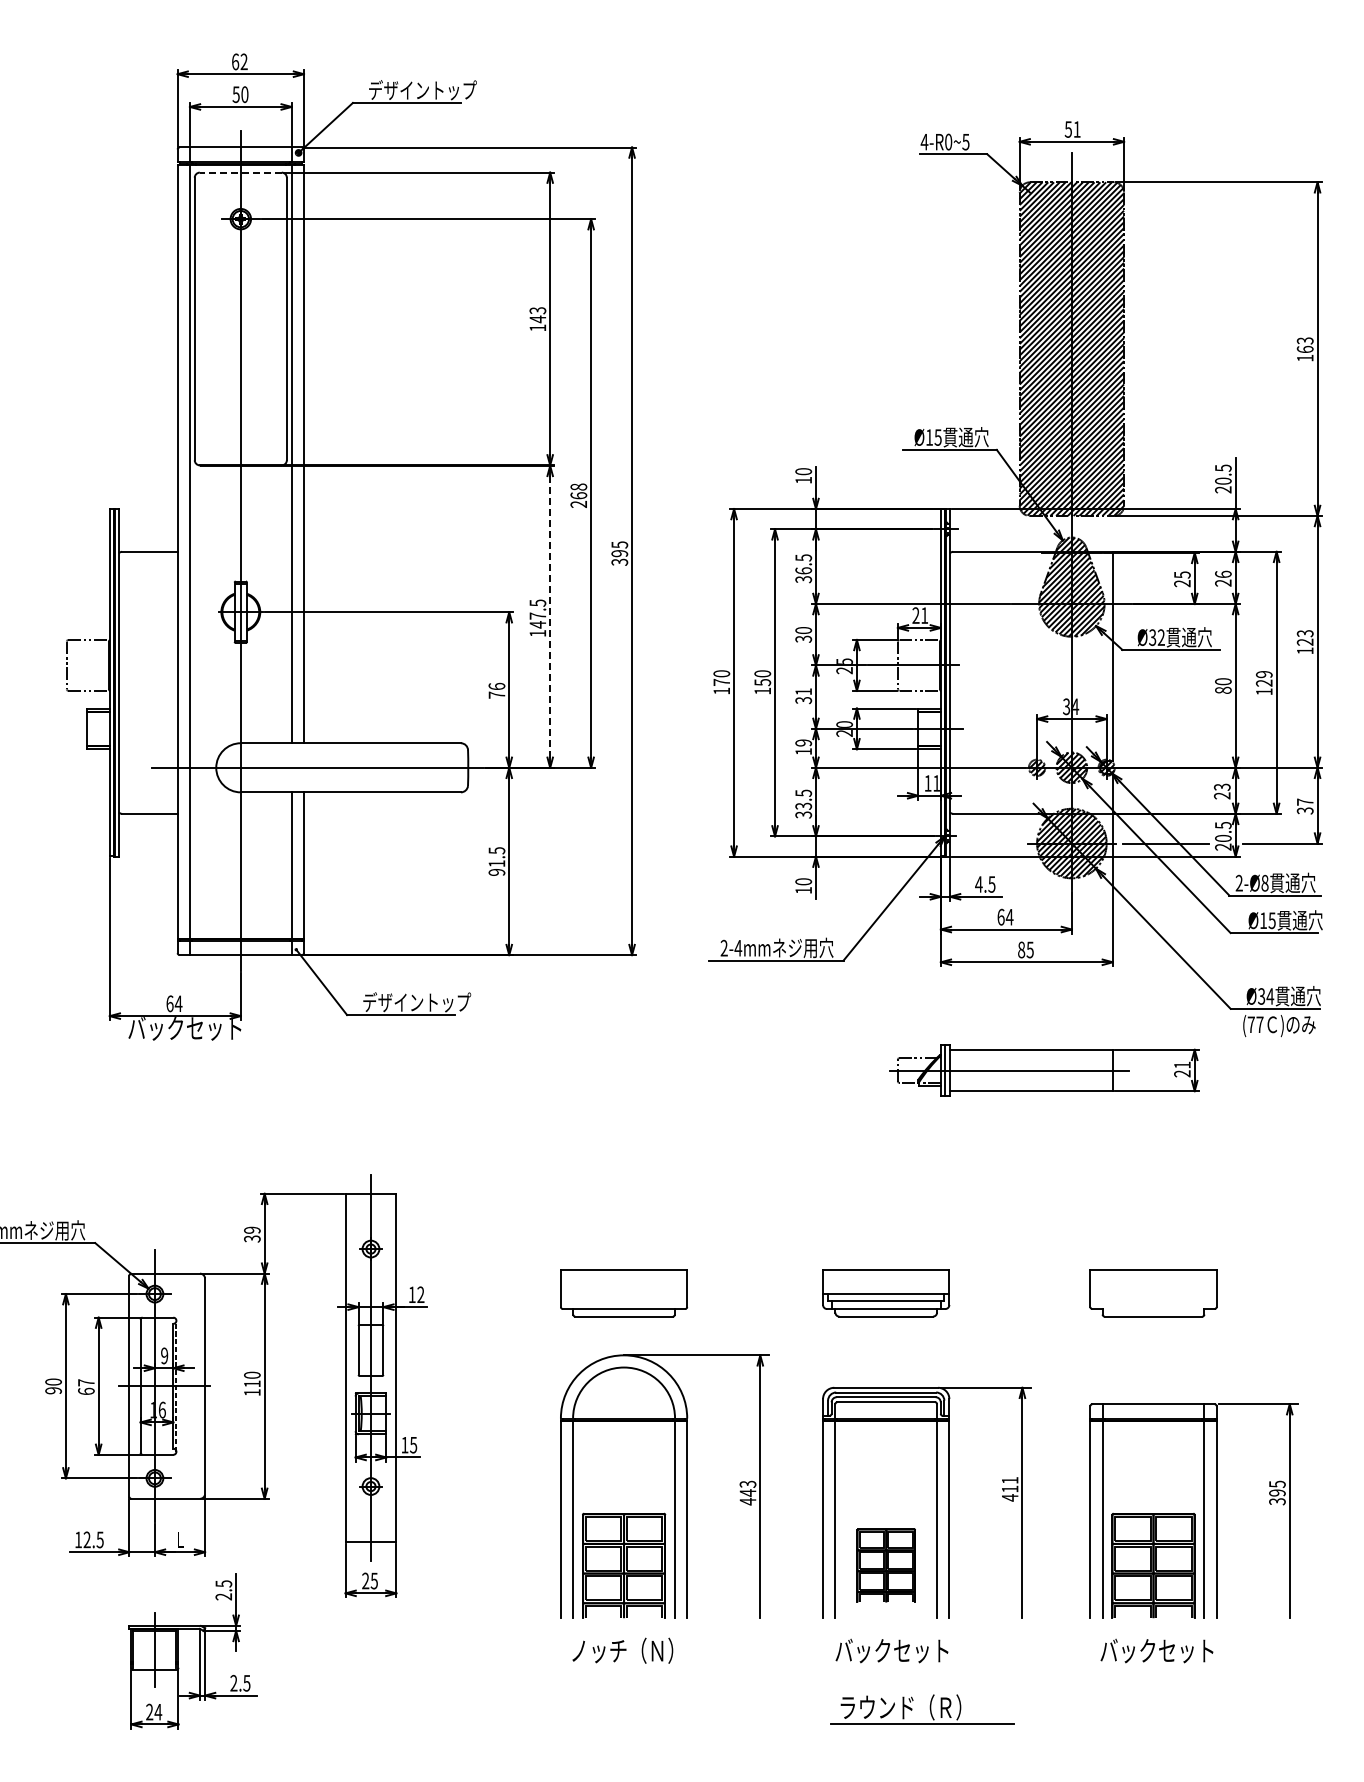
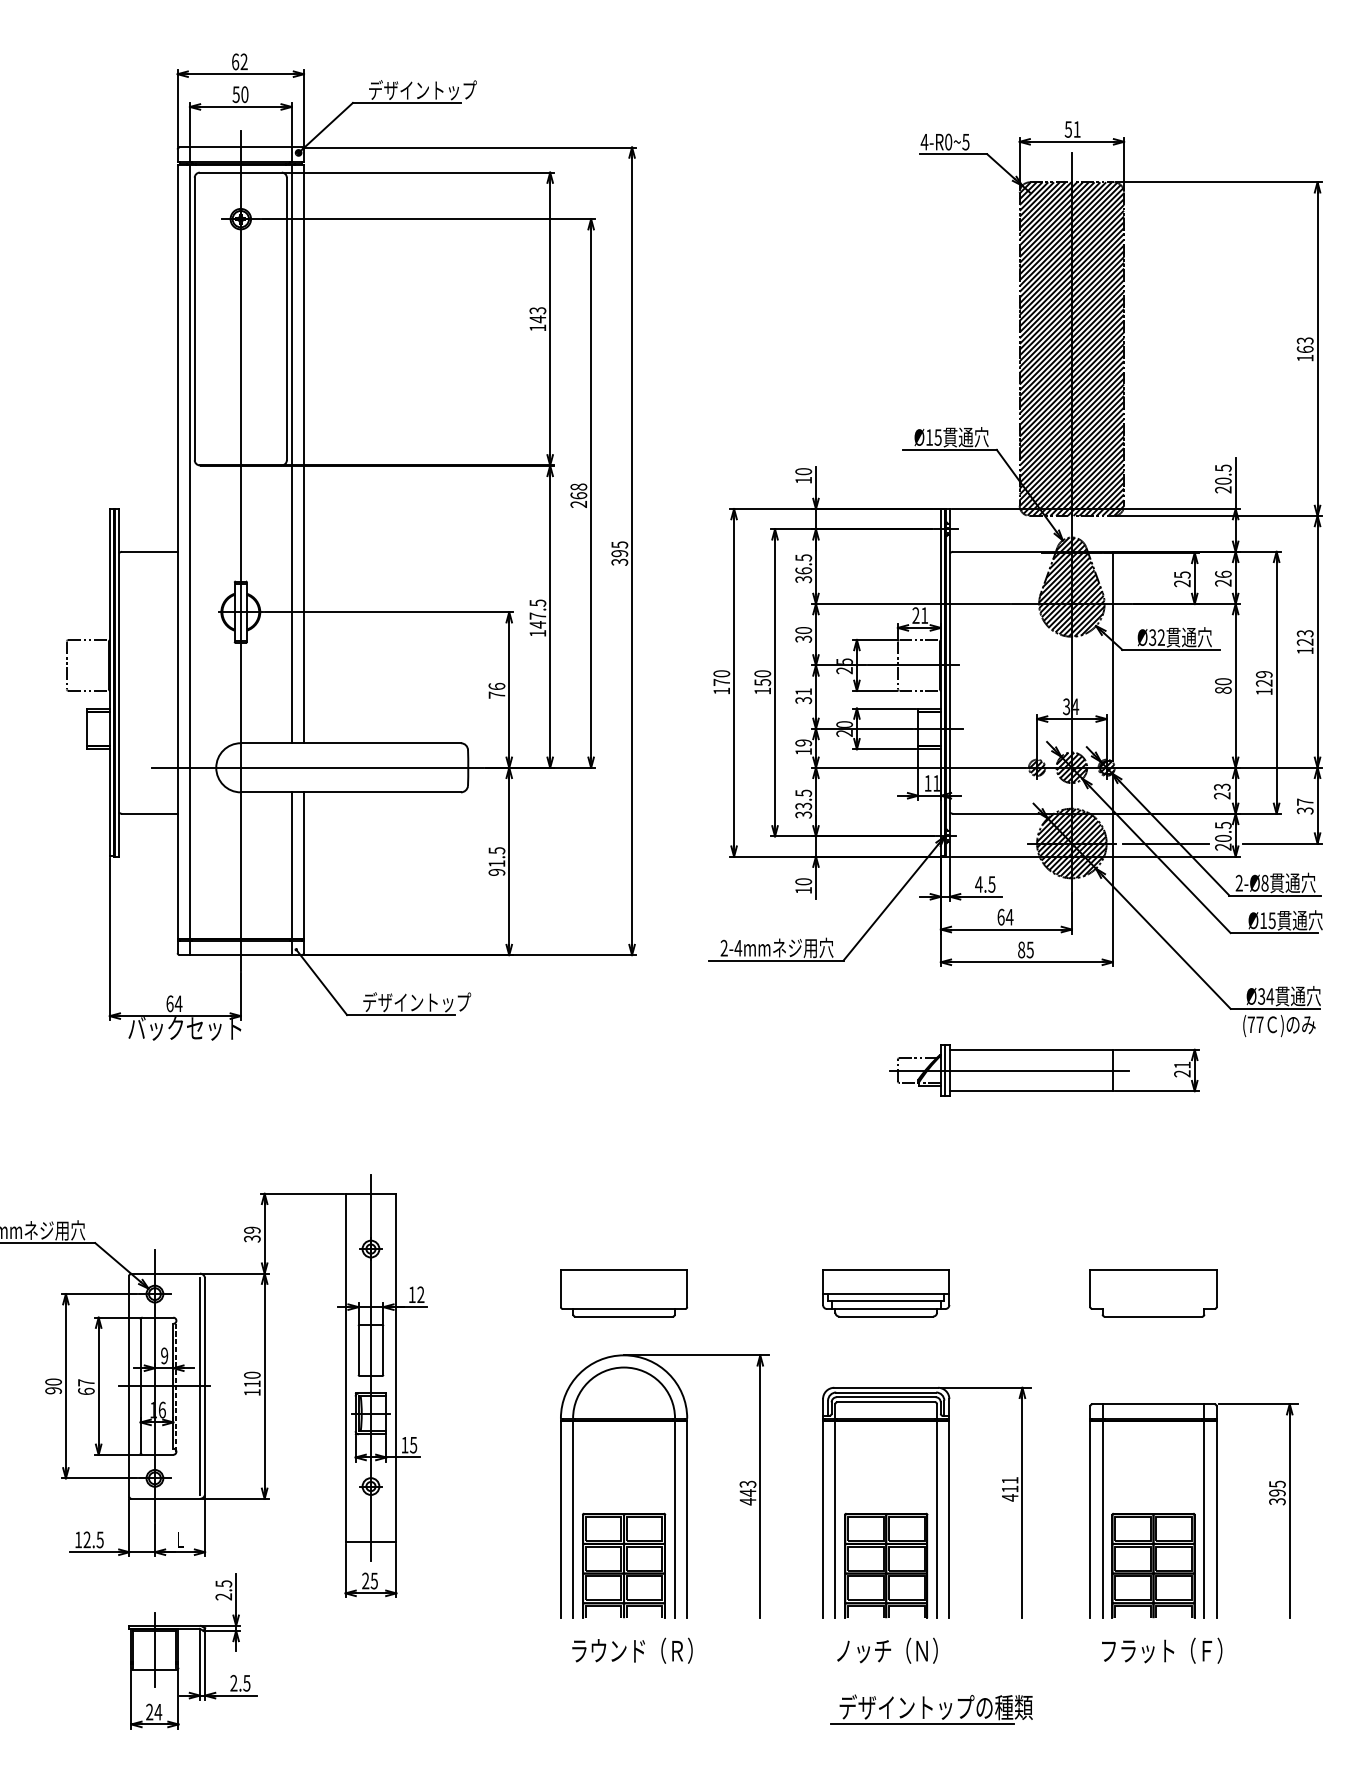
line: dashed -> solid (240, 172)
line: dashed -> solid (550, 616)
line: none -> present (199, 1385)
part size: 60x75 px -> 85x107 px (886, 1565)
text: ノッチ（Ｎ） -> ラウンド（Ｒ） (632, 1650)
text: バックセット -> ノッチ（Ｎ） (891, 1650)
text: バックセット -> フラット（Ｆ） (1161, 1650)
text: ラウンド（Ｒ） -> デザイントップの種類 (935, 1707)
